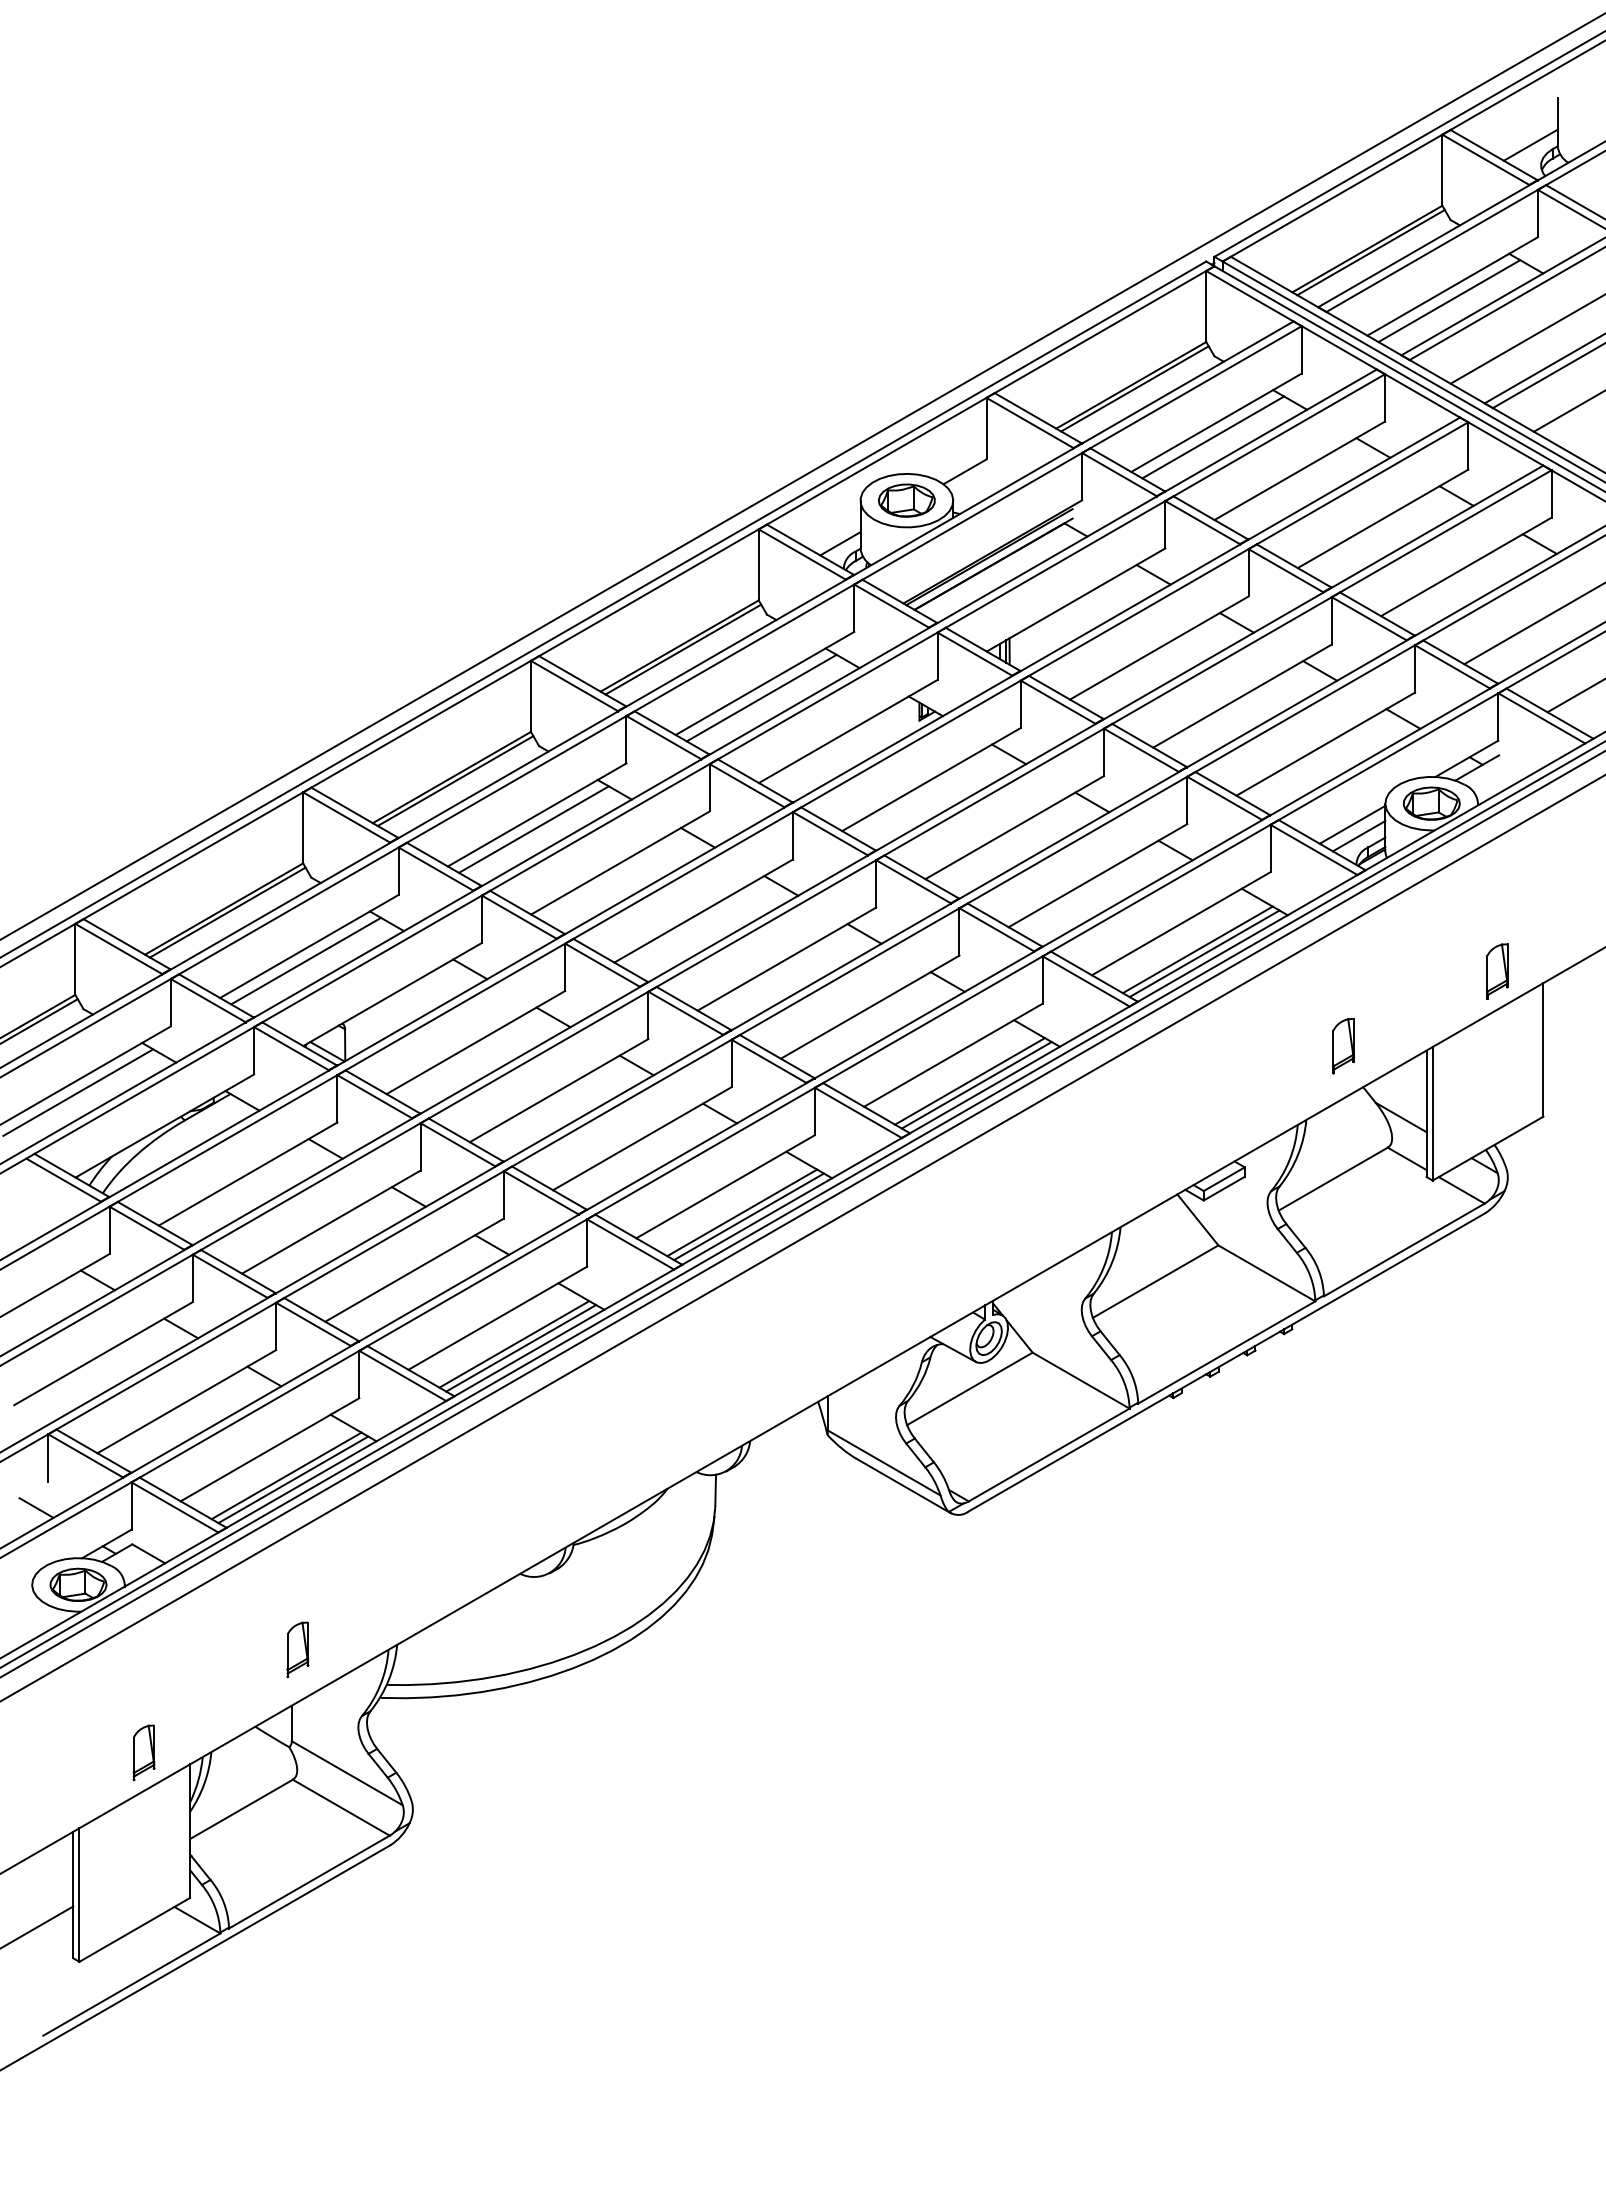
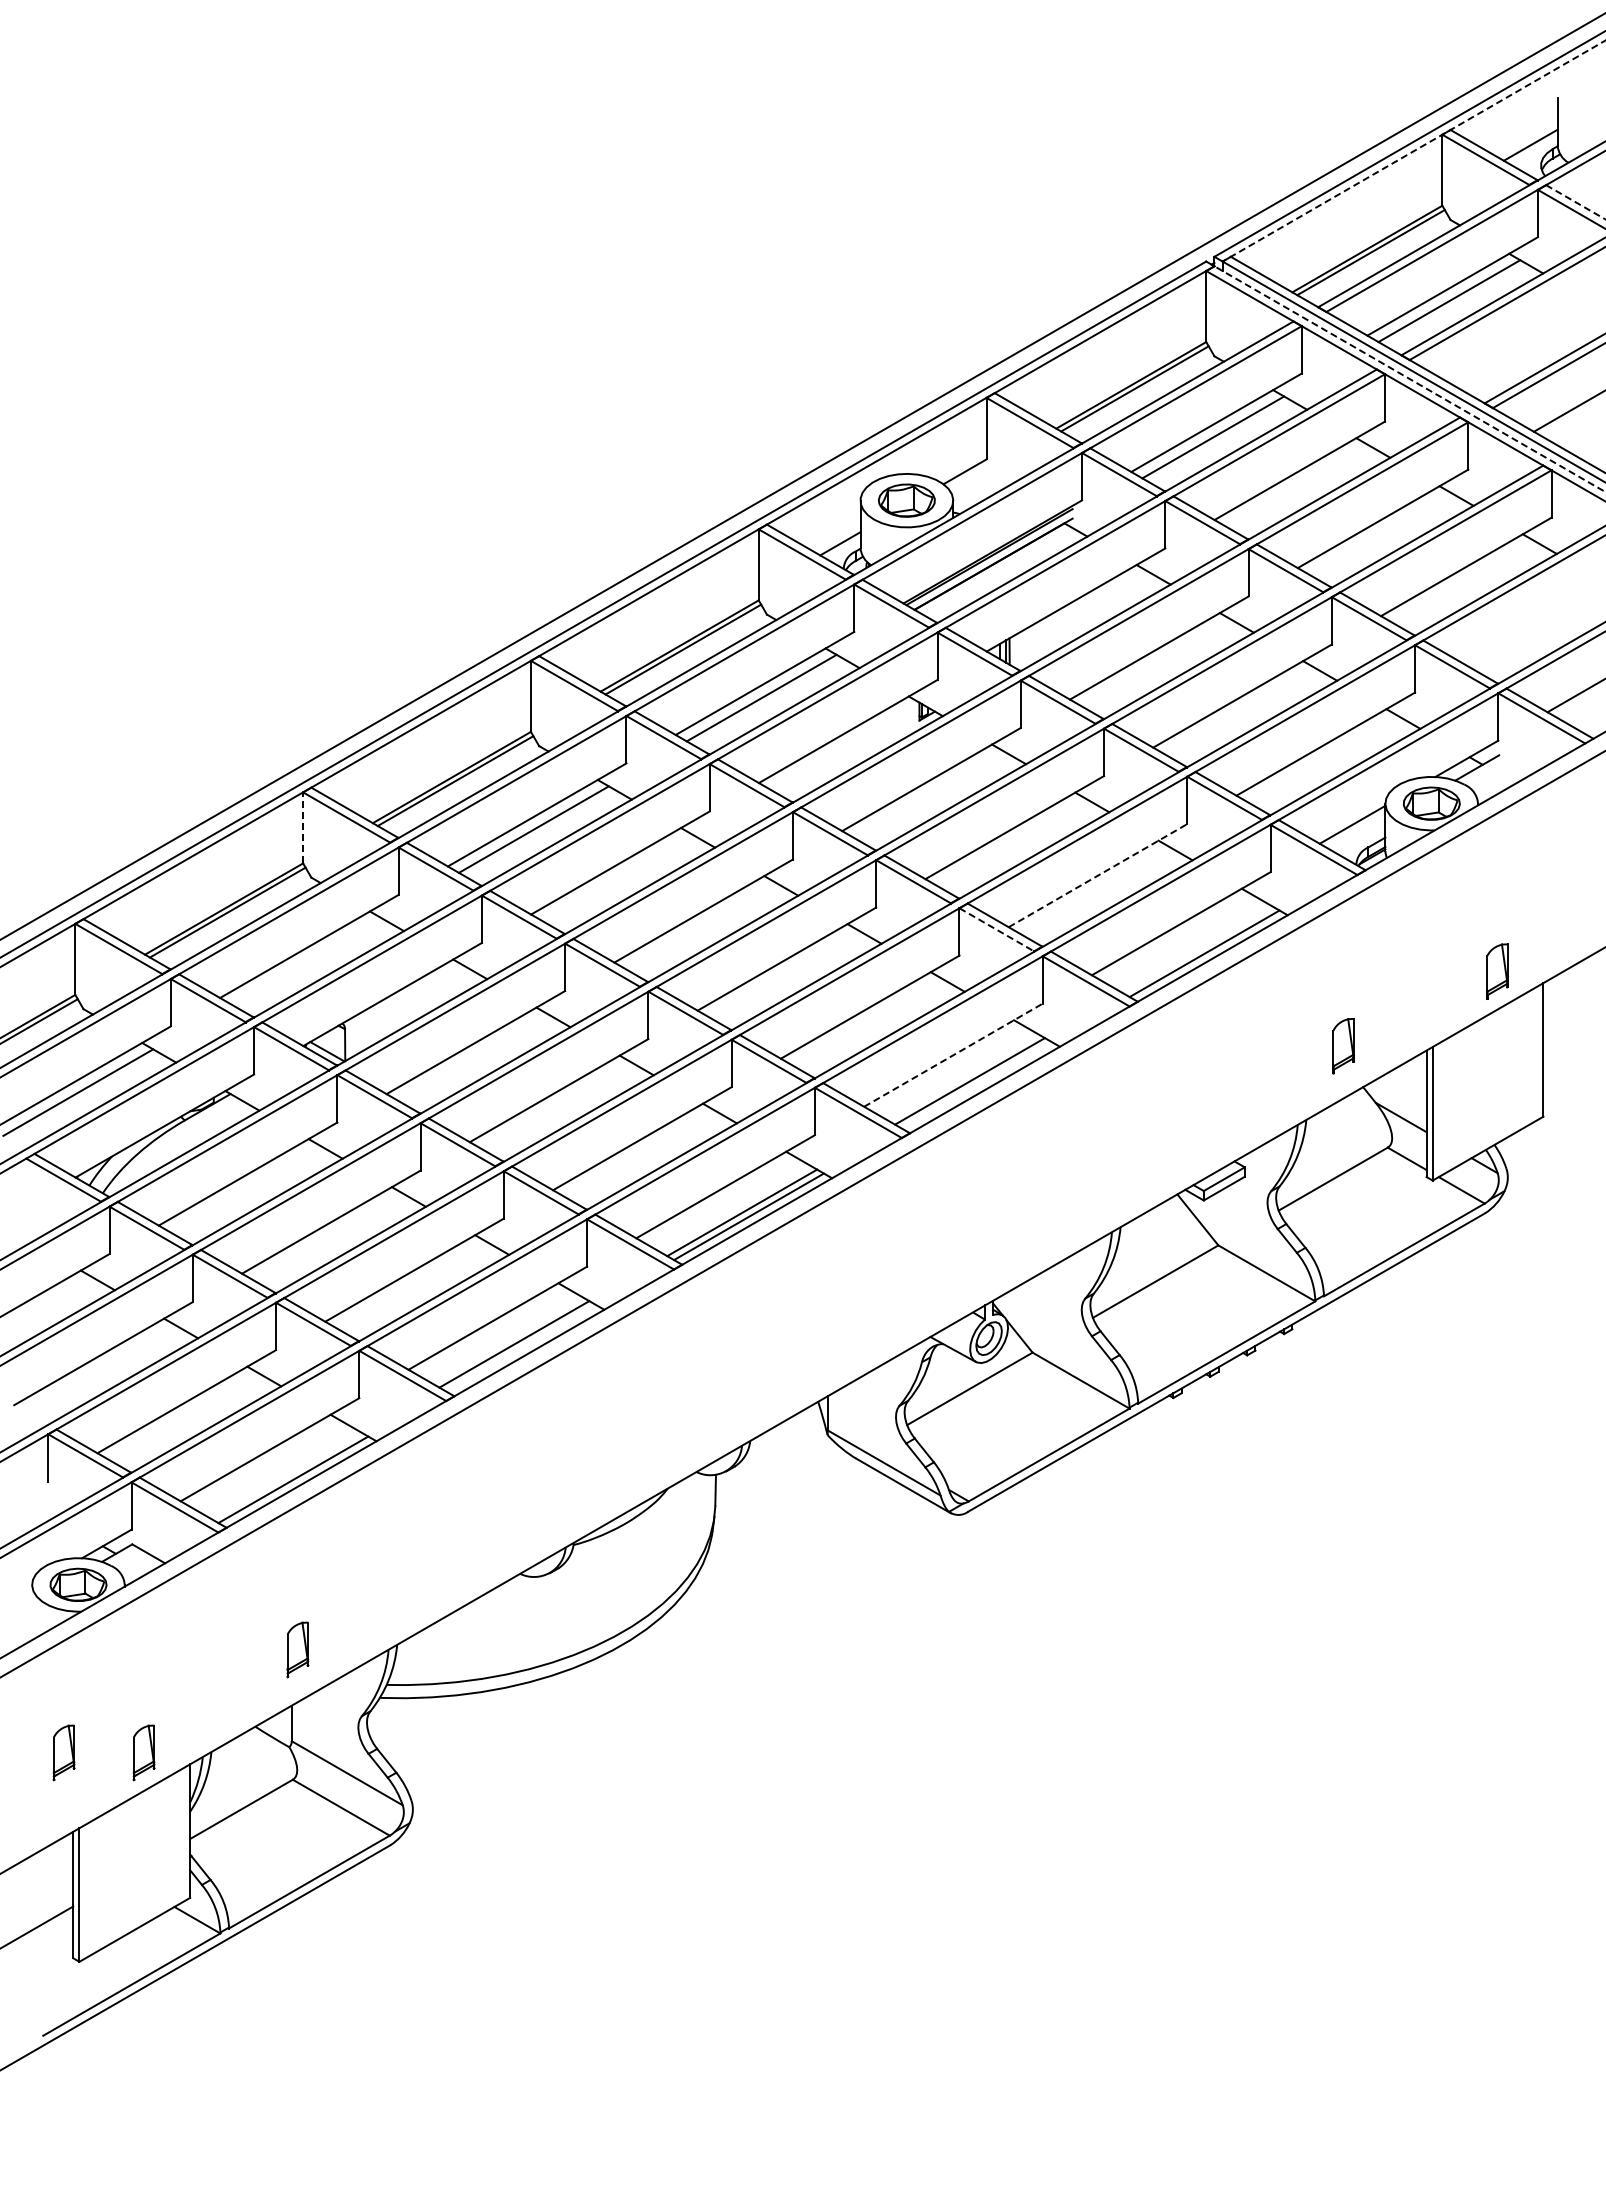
line: solid -> dashed (1413, 151)
line: solid -> dashed (1576, 202)
line: present -> none (1526, 339)
line: solid -> dashed (1409, 379)
line: present -> none (1533, 624)
line: solid -> dashed (303, 827)
line: present -> none (1358, 836)
line: solid -> dashed (1098, 875)
line: solid -> dashed (997, 930)
line: present -> none (1197, 949)
line: present -> none (306, 960)
line: solid -> dashed (953, 1054)
line: present -> none (976, 1085)
line: present -> none (802, 1204)
line: present -> none (802, 1238)
line: present -> none (521, 1348)
line: present -> none (286, 1475)
line: present -> none (36, 1507)
part: none -> present (63, 1752)
